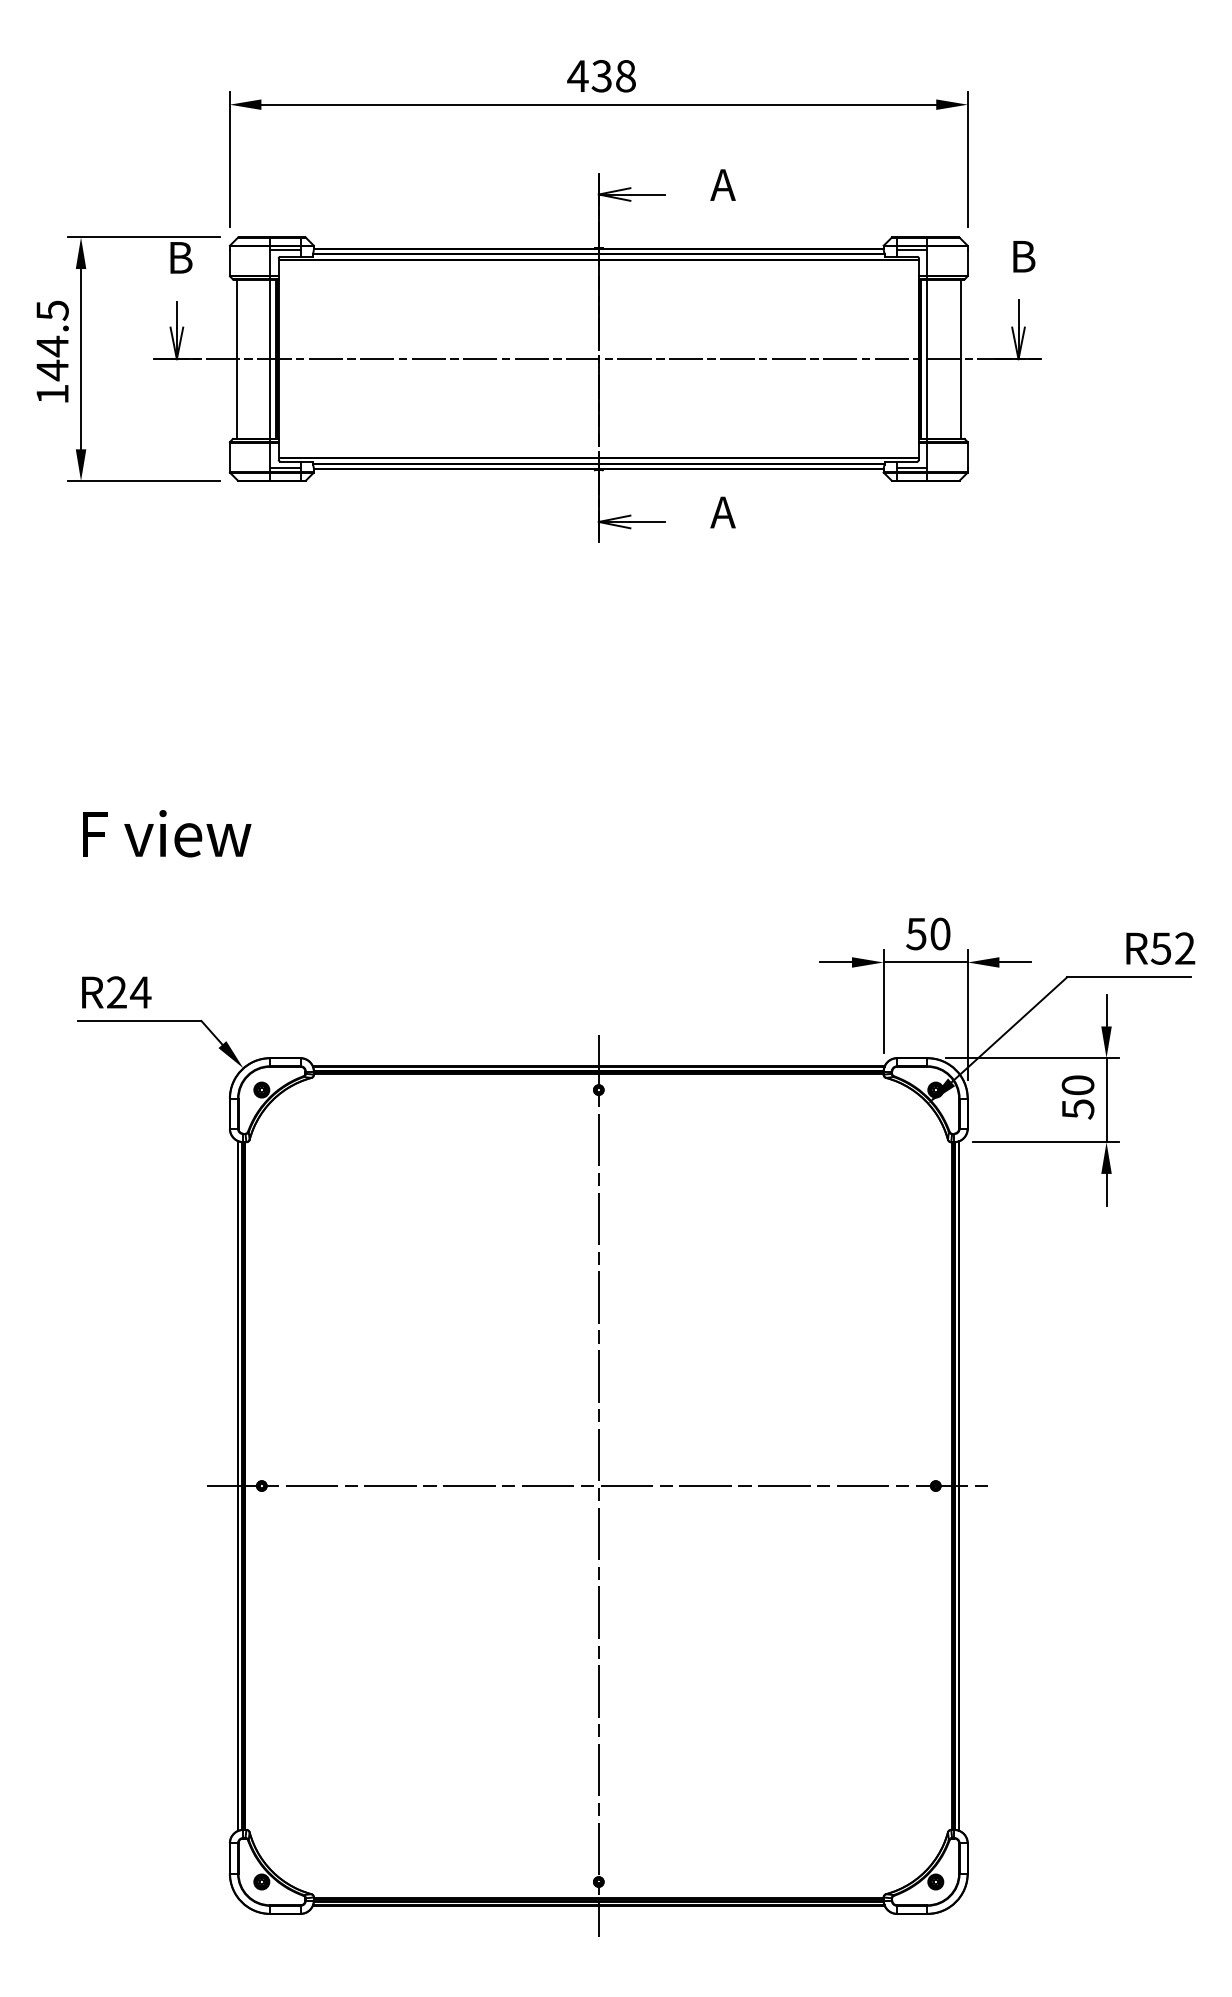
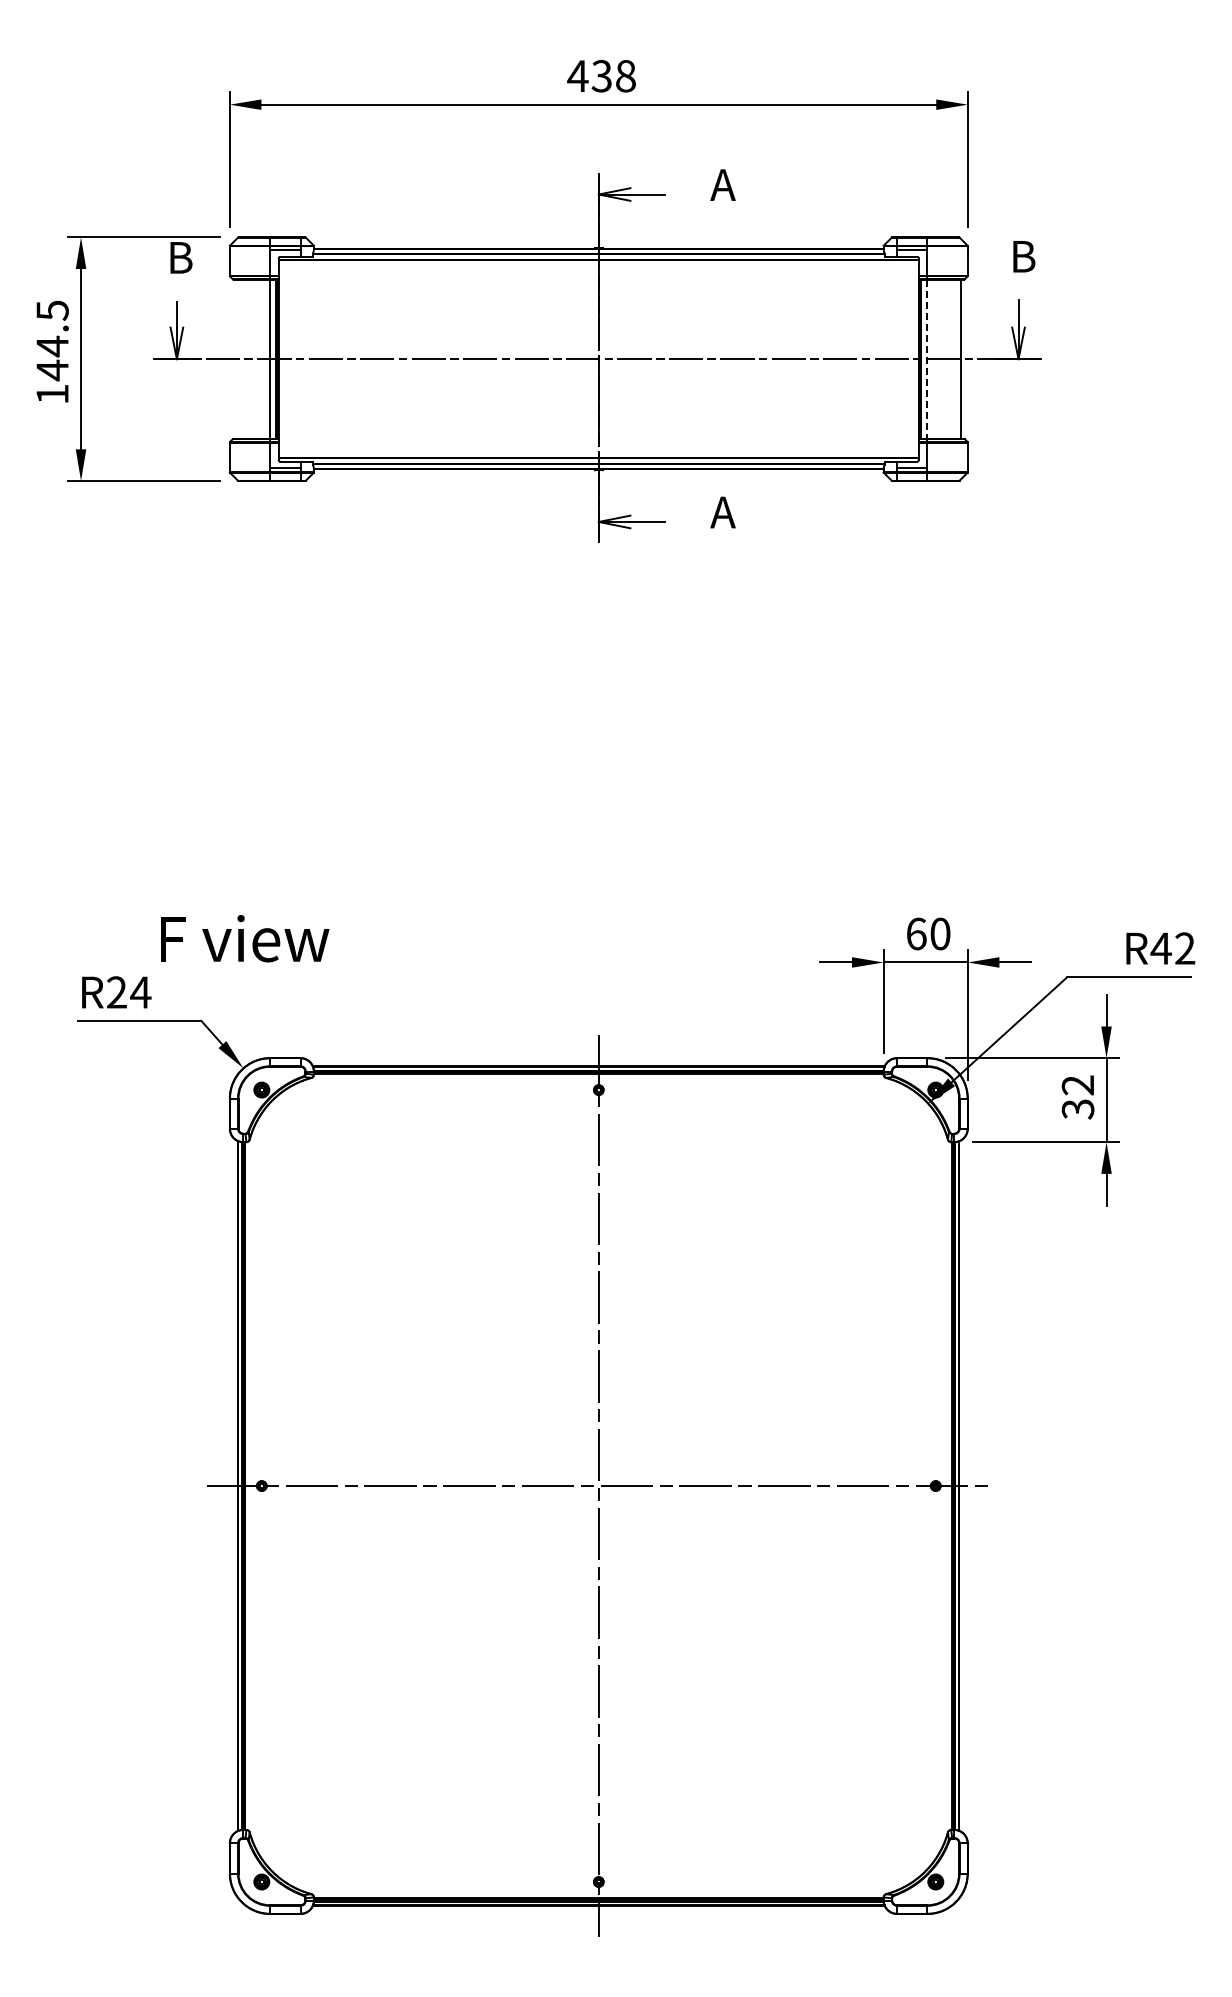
line: present -> none (236, 358)
line: solid -> dashed (927, 359)
text position: (167, 833) -> (245, 938) (245, 938)
text: 50 -> 60 (916, 933)
text: R52 -> R42 (1160, 948)
text: 50 -> 32 (1077, 1097)
